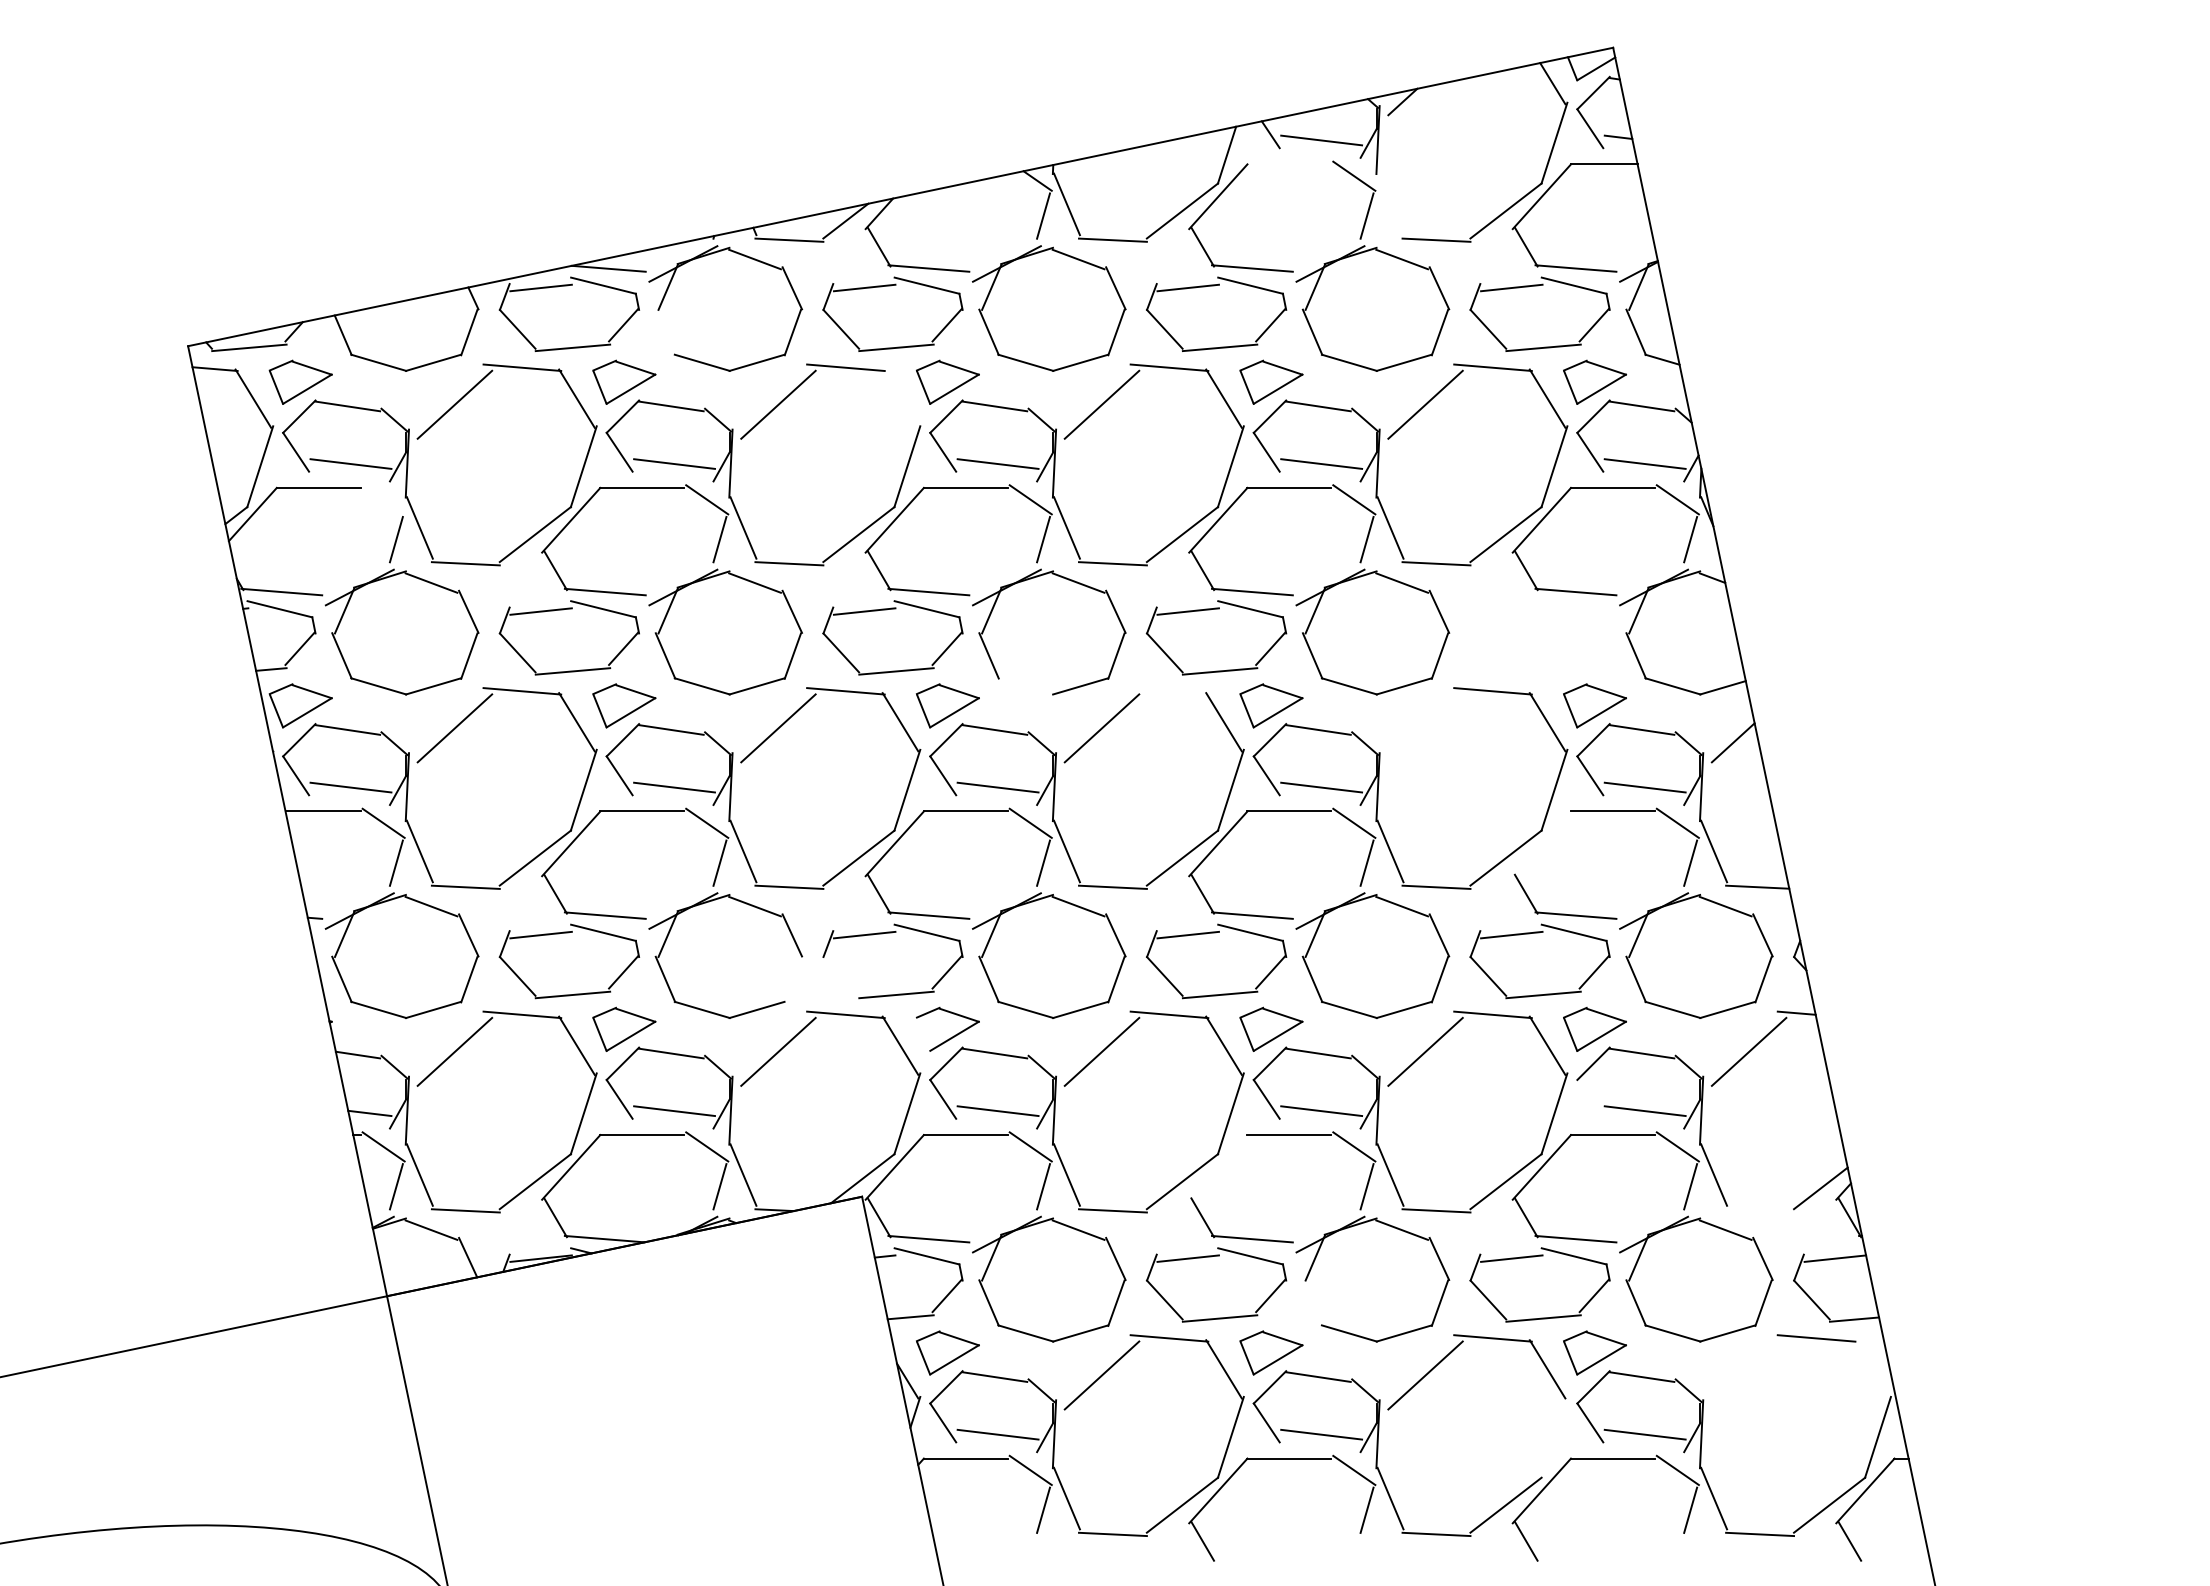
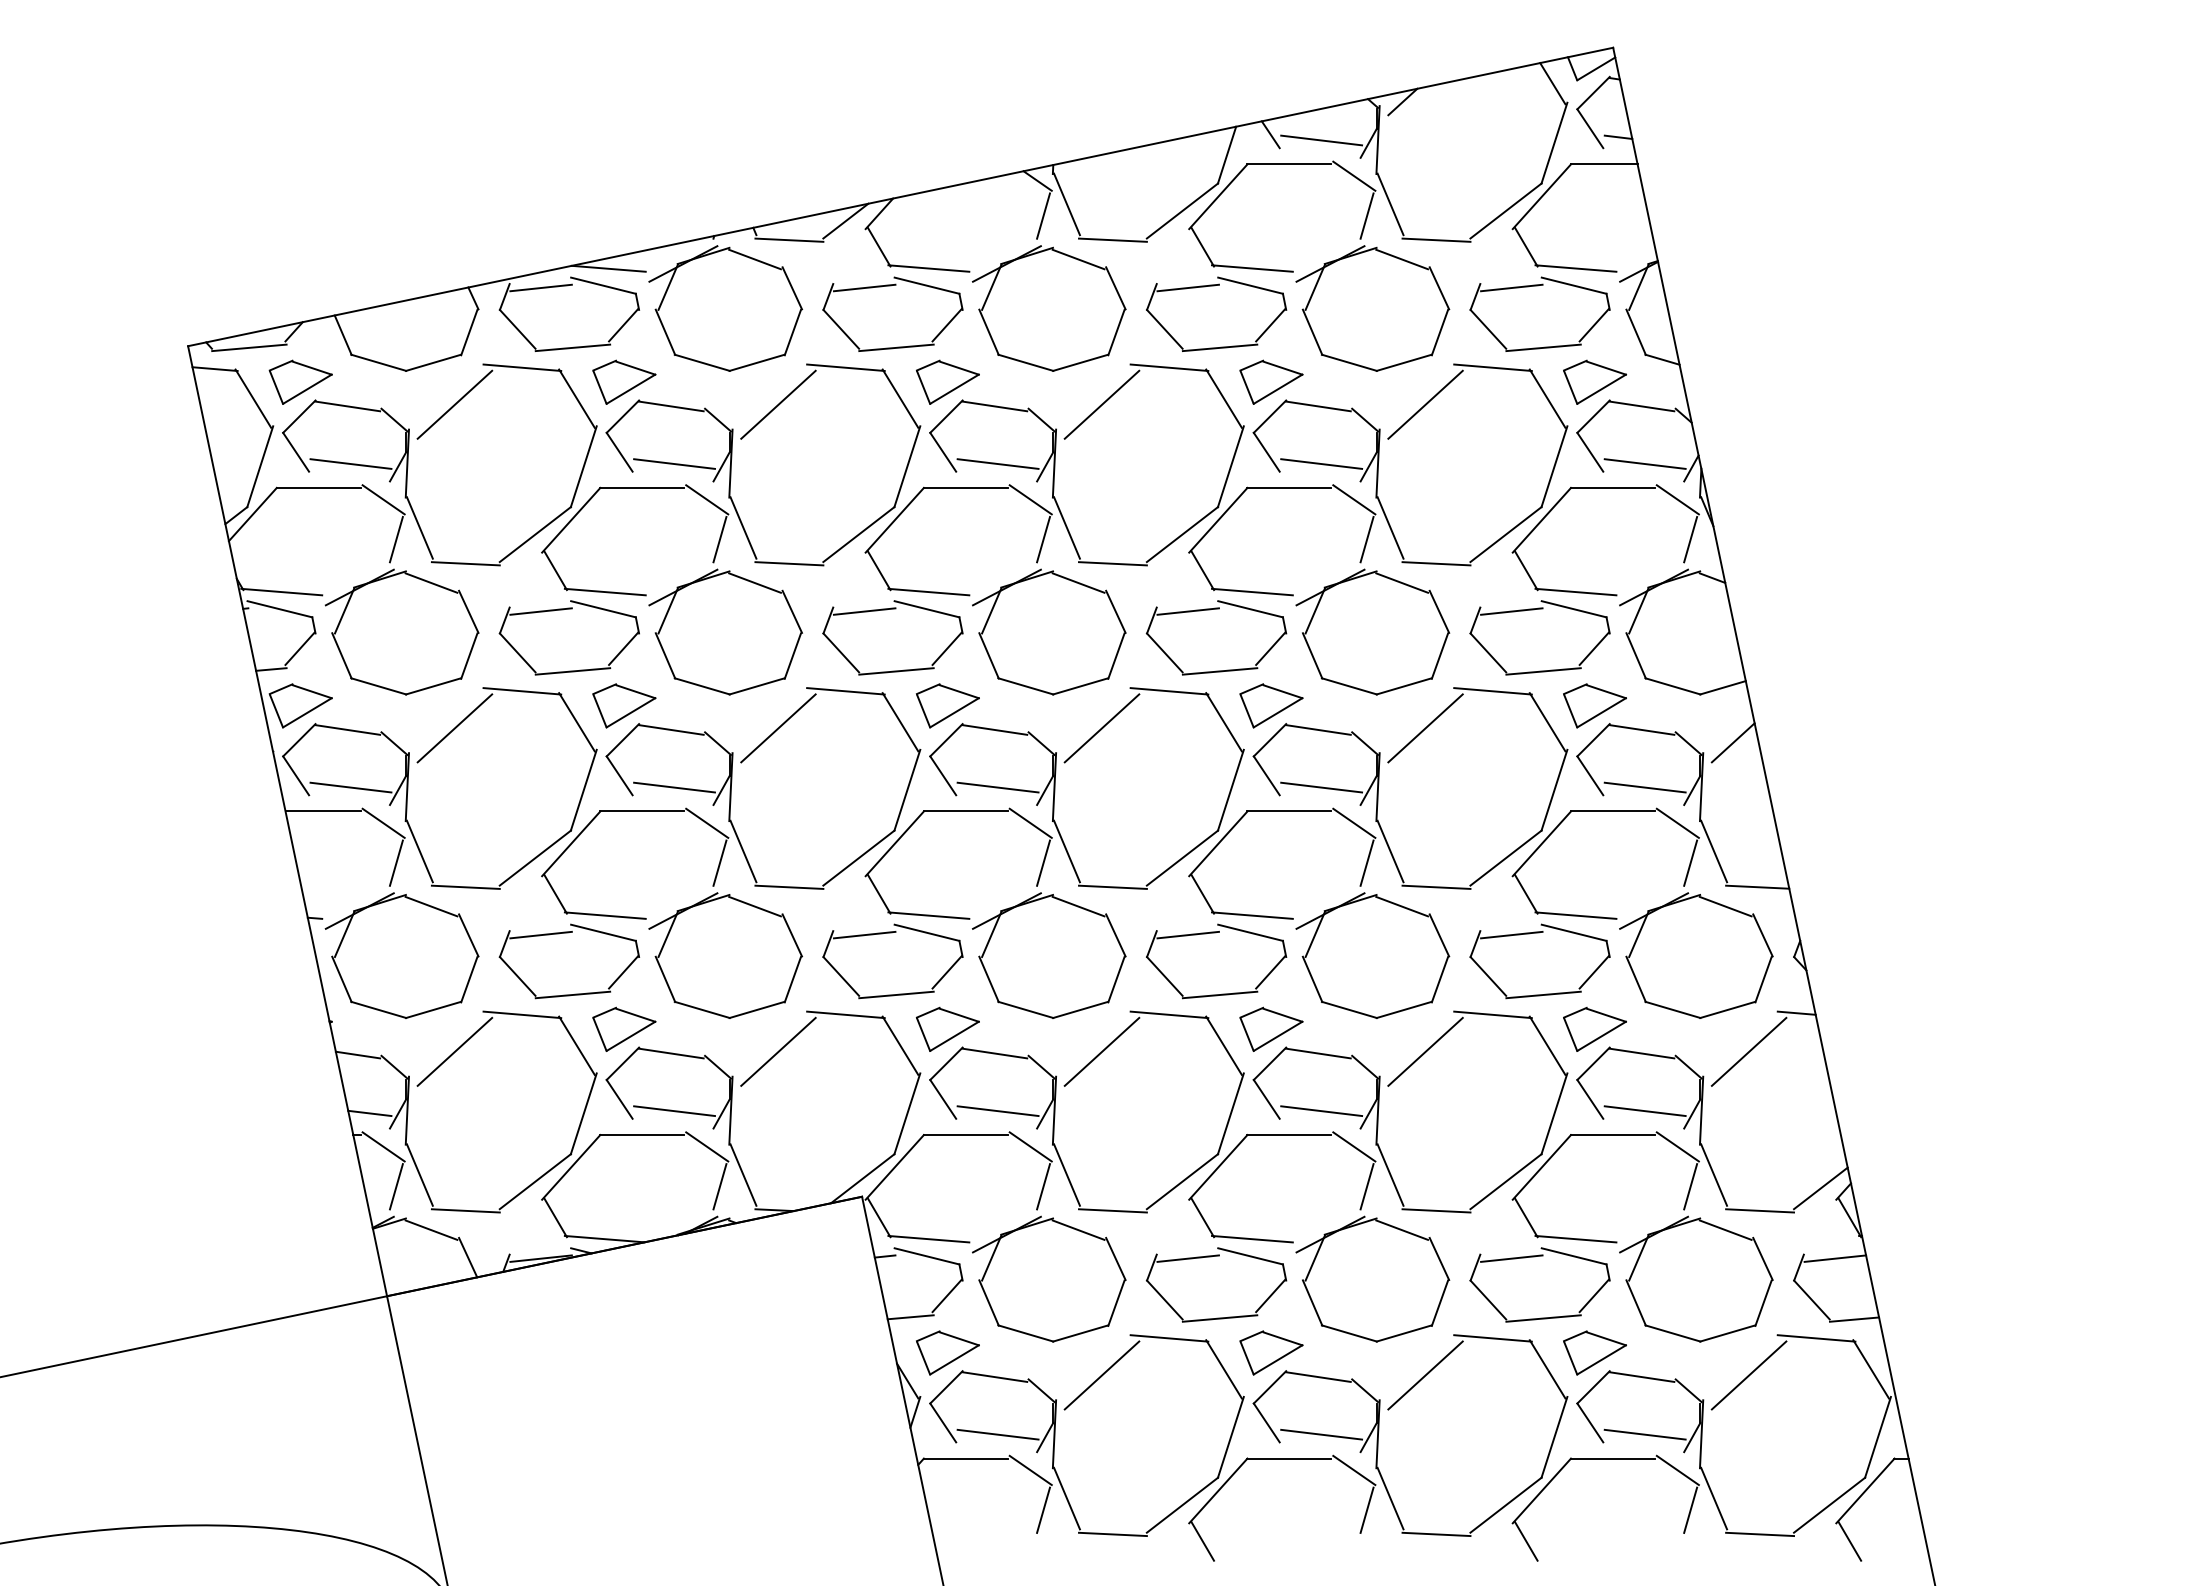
line: none -> present (1289, 164)
line: none -> present (1390, 204)
line: none -> present (665, 331)
line: none -> present (900, 398)
line: none -> present (383, 499)
part: none -> present (1534, 610)
line: none -> present (1025, 686)
line: none -> present (1169, 691)
line: none -> present (1425, 728)
line: none -> present (1541, 843)
line: none -> present (841, 976)
line: none -> present (792, 979)
line: none -> present (923, 1034)
line: none -> present (1590, 1098)
line: none -> present (1218, 1167)
line: none -> present (1760, 1210)
line: none -> present (1312, 1302)
line: none -> present (1870, 1369)
line: none -> present (1748, 1375)
line: none -> present (1554, 1436)
